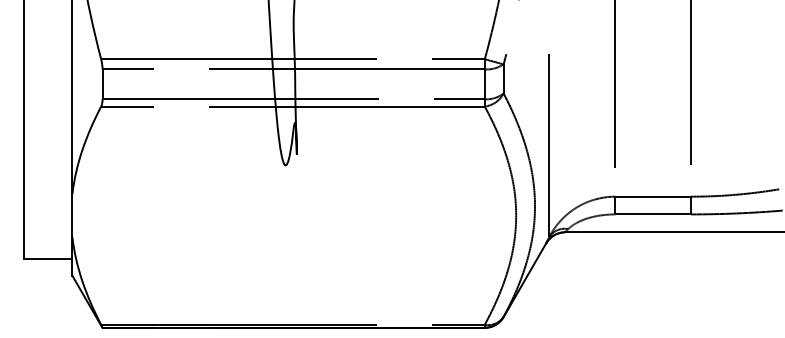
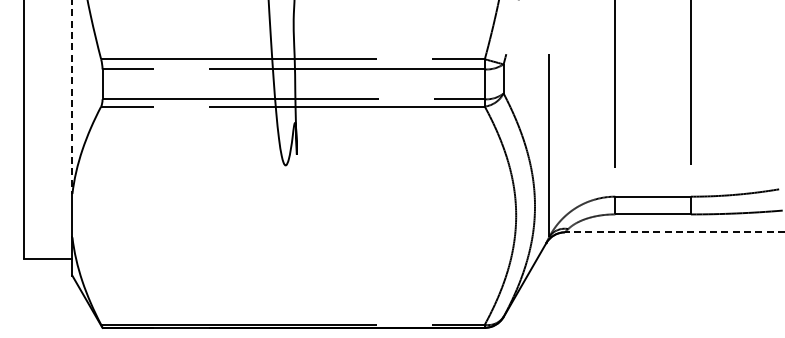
line: solid -> dashed (72, 97)
line: solid -> dashed (675, 232)
